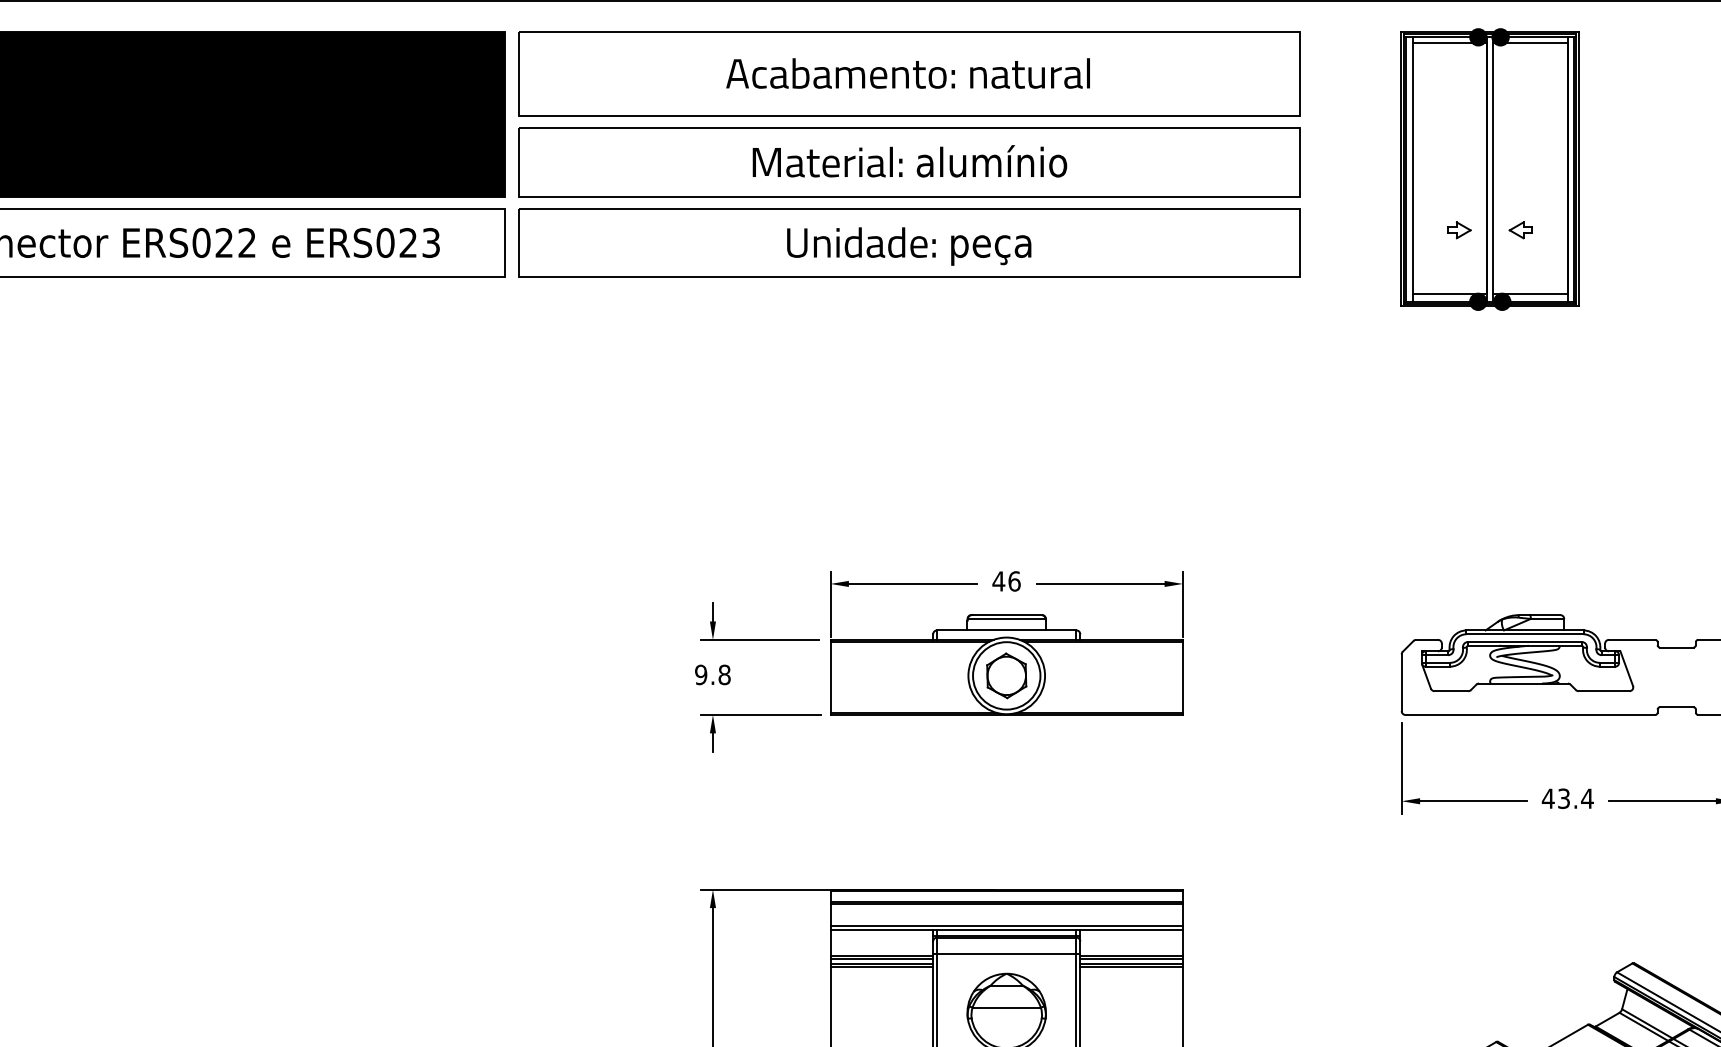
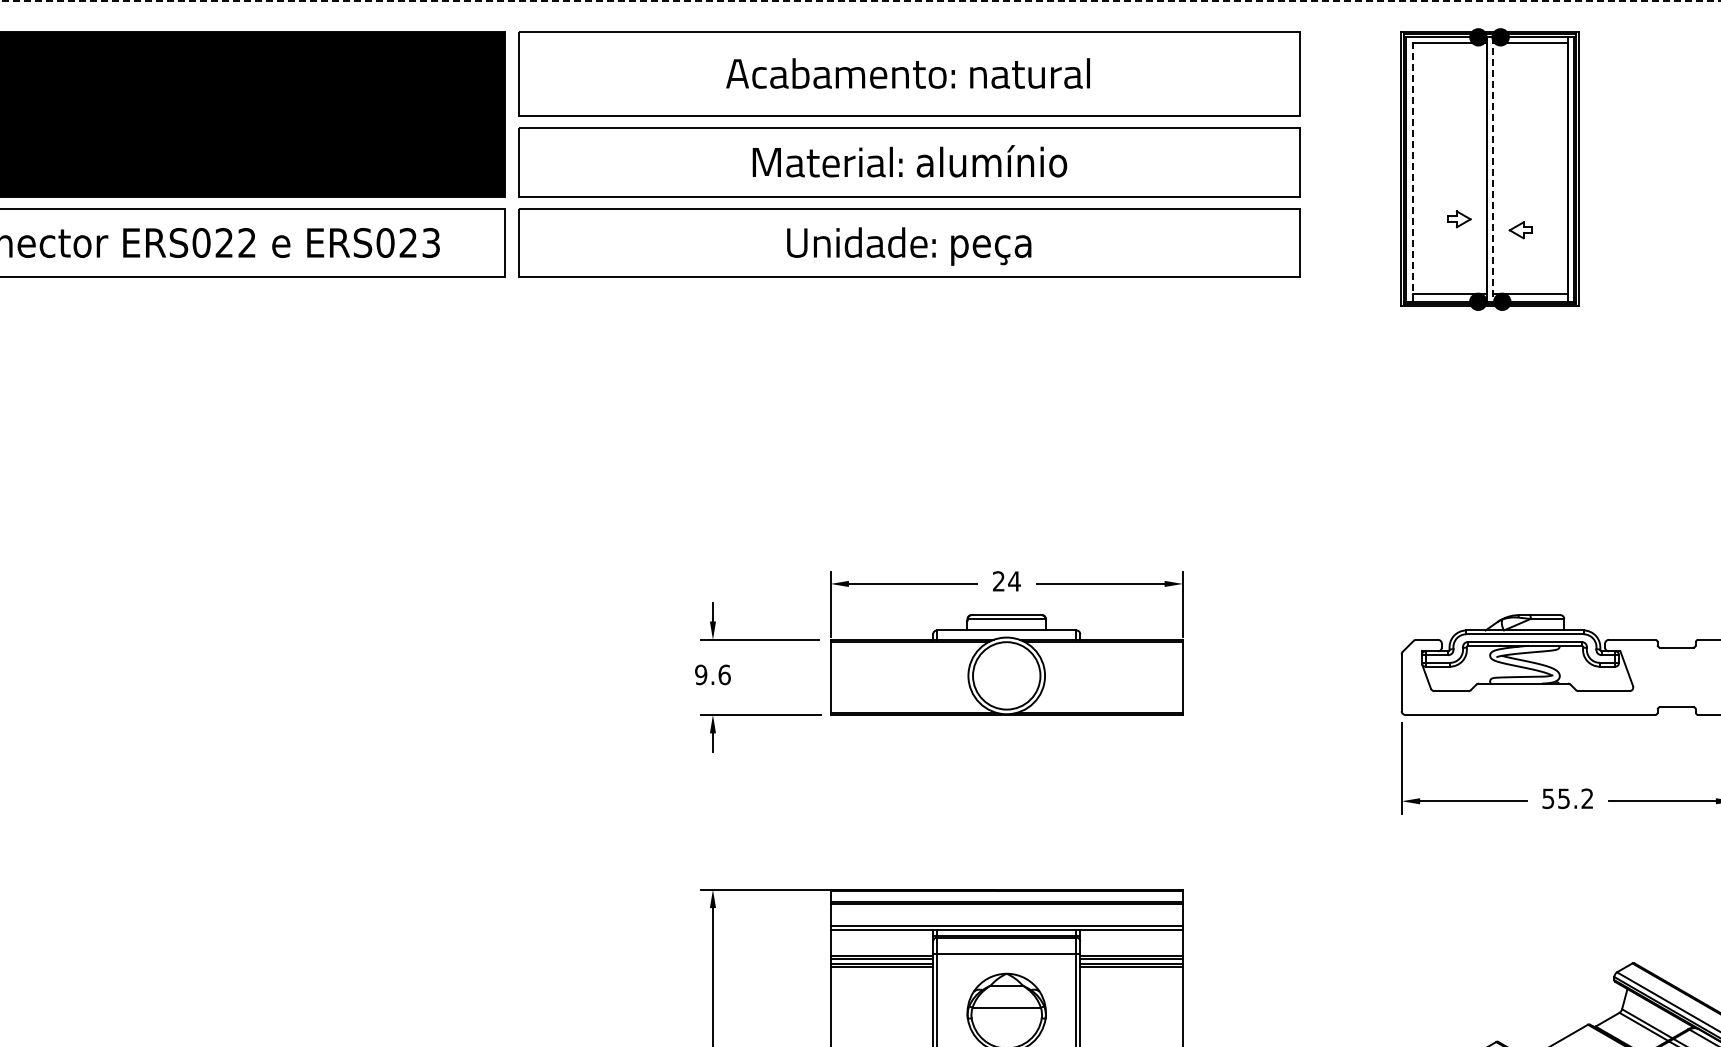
line: solid -> dashed (861, 0)
line: solid -> dashed (1412, 169)
line: solid -> dashed (1493, 170)
part position: (1459, 230) -> (1459, 219) (1459, 219)
text: 46 -> 24 (1006, 581)
text: 9.8 -> 9.6 (724, 674)
part: present -> none (1006, 675)
text: 43.4 -> 55.2 (1567, 798)
